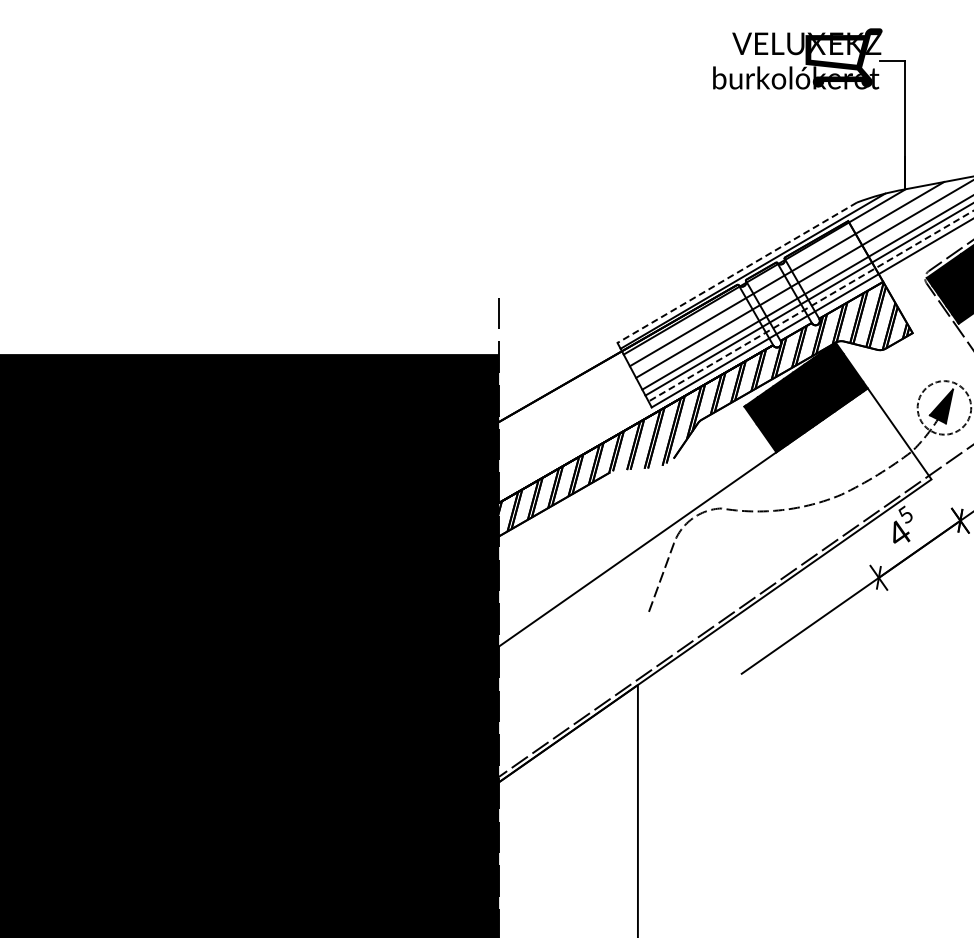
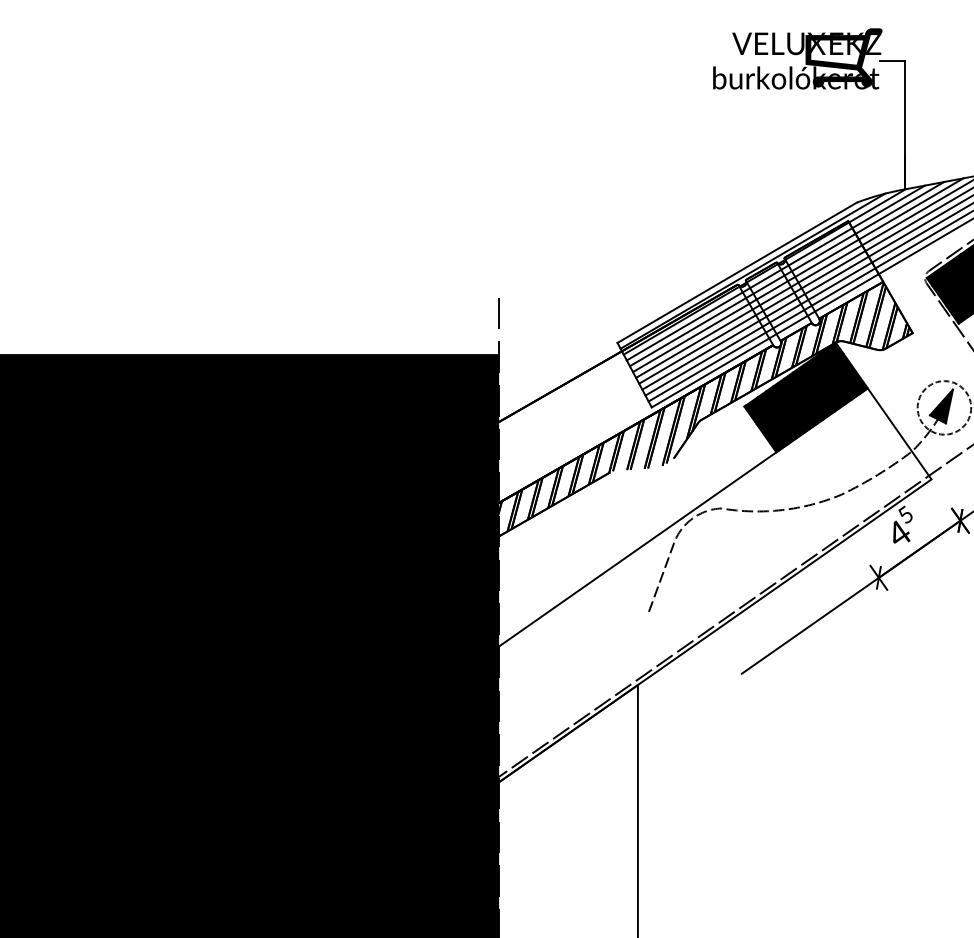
line: dashed -> solid (737, 272)
line: none -> present (775, 272)
line: none -> present (798, 275)
line: none -> present (804, 286)
line: dashed -> solid (810, 306)
